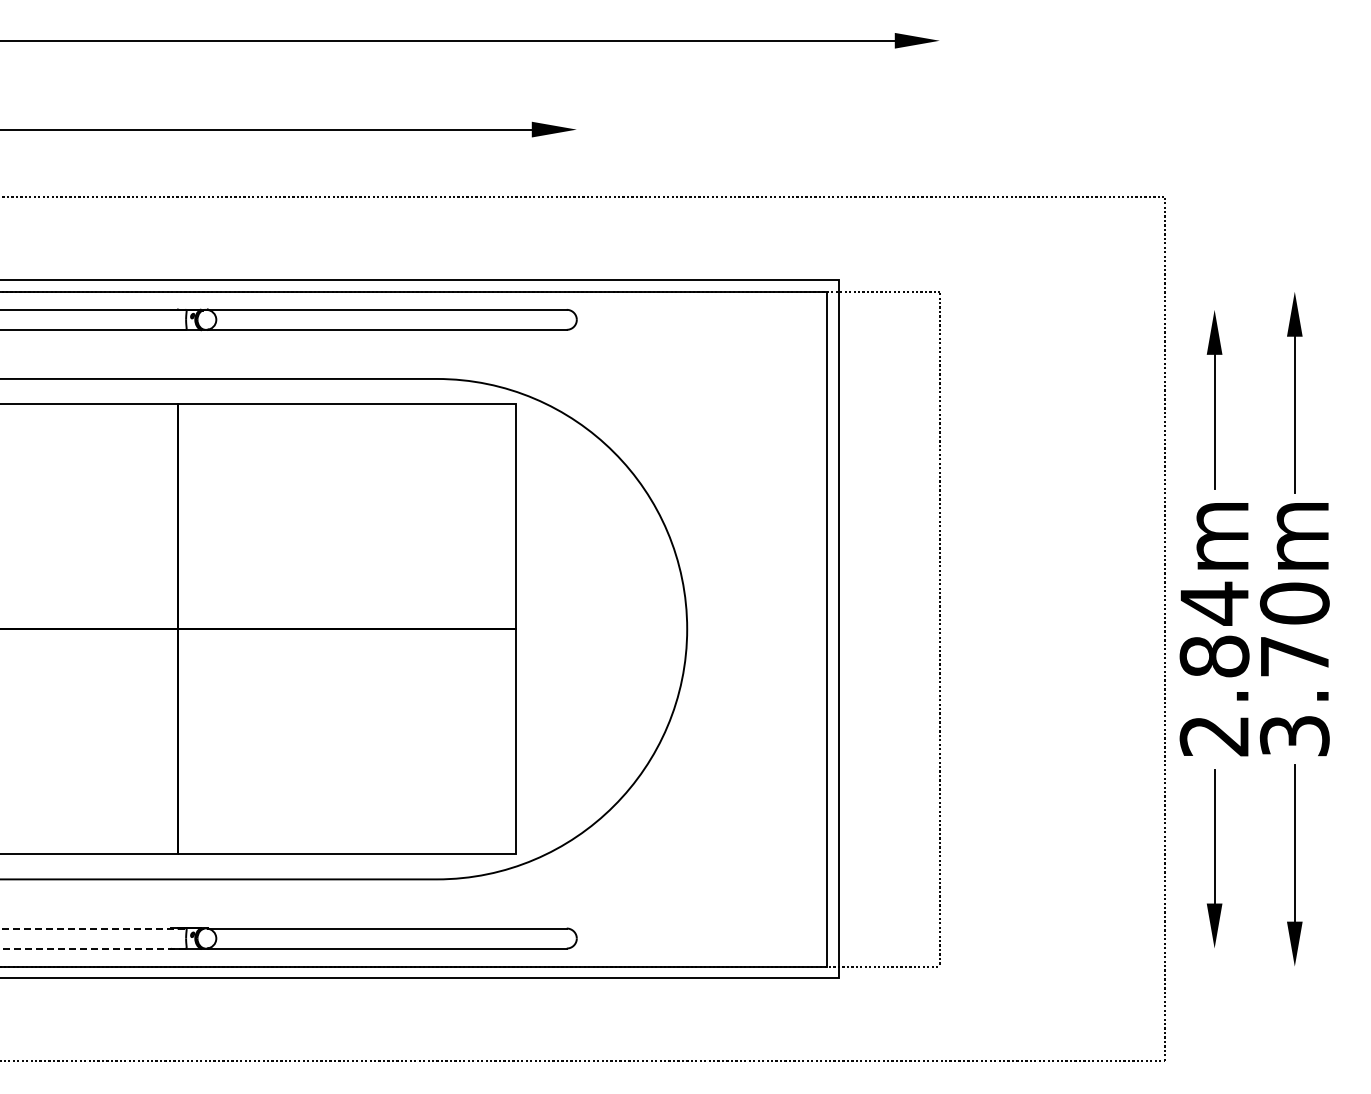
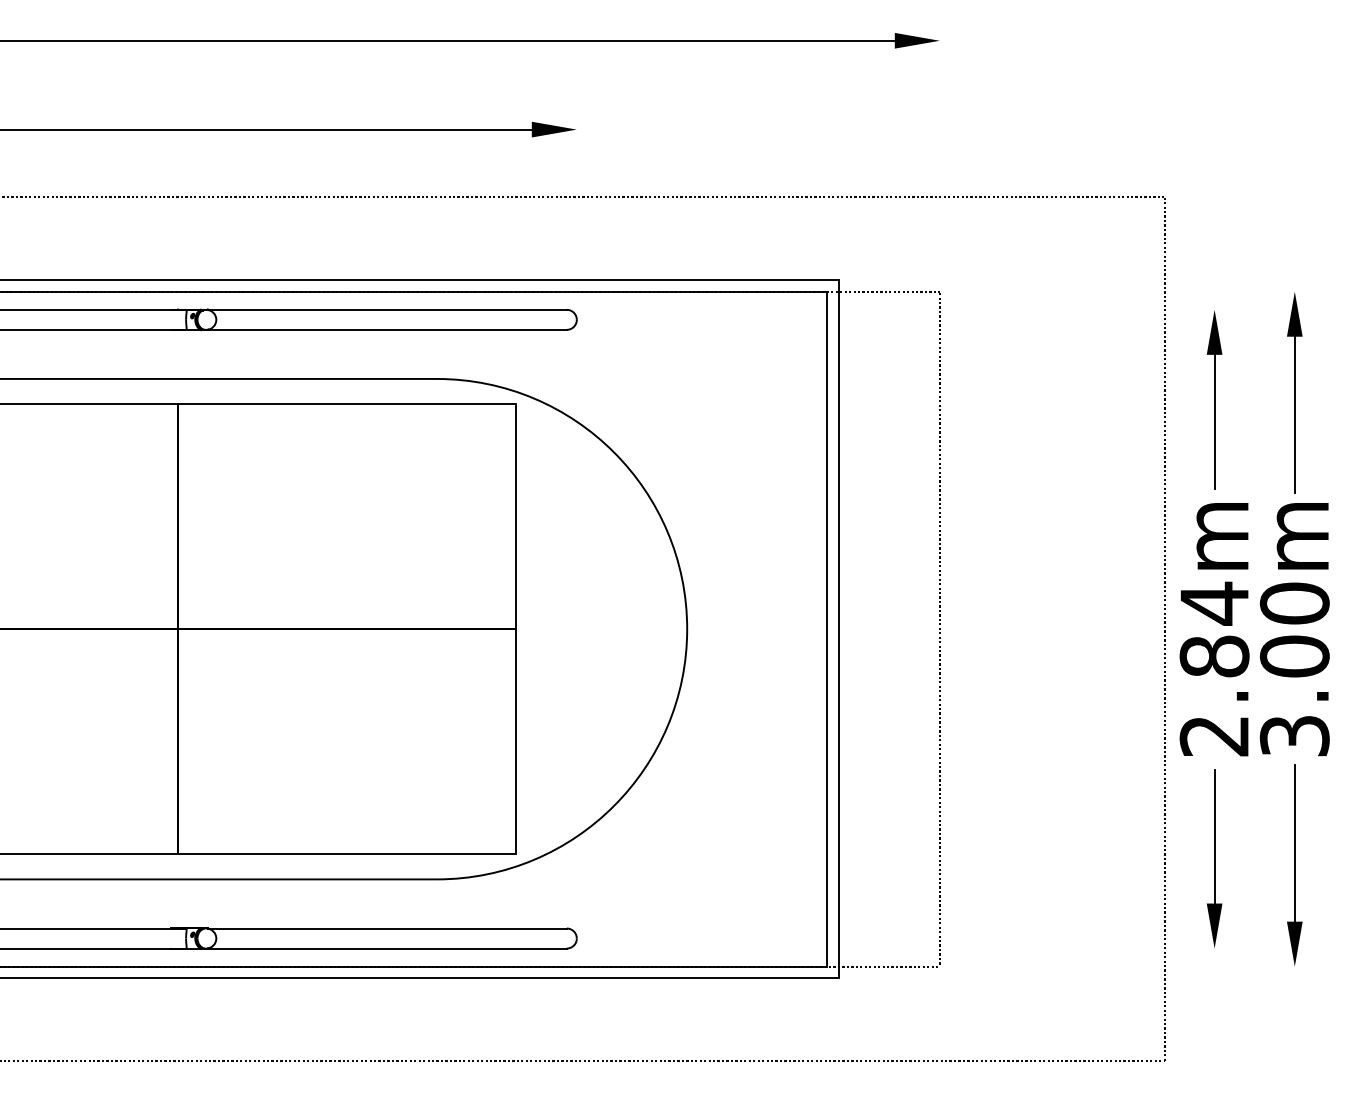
text: 3.70m -> 3.00m (1294, 656)
line: dashed -> solid (93, 928)
line: dashed -> solid (92, 948)
